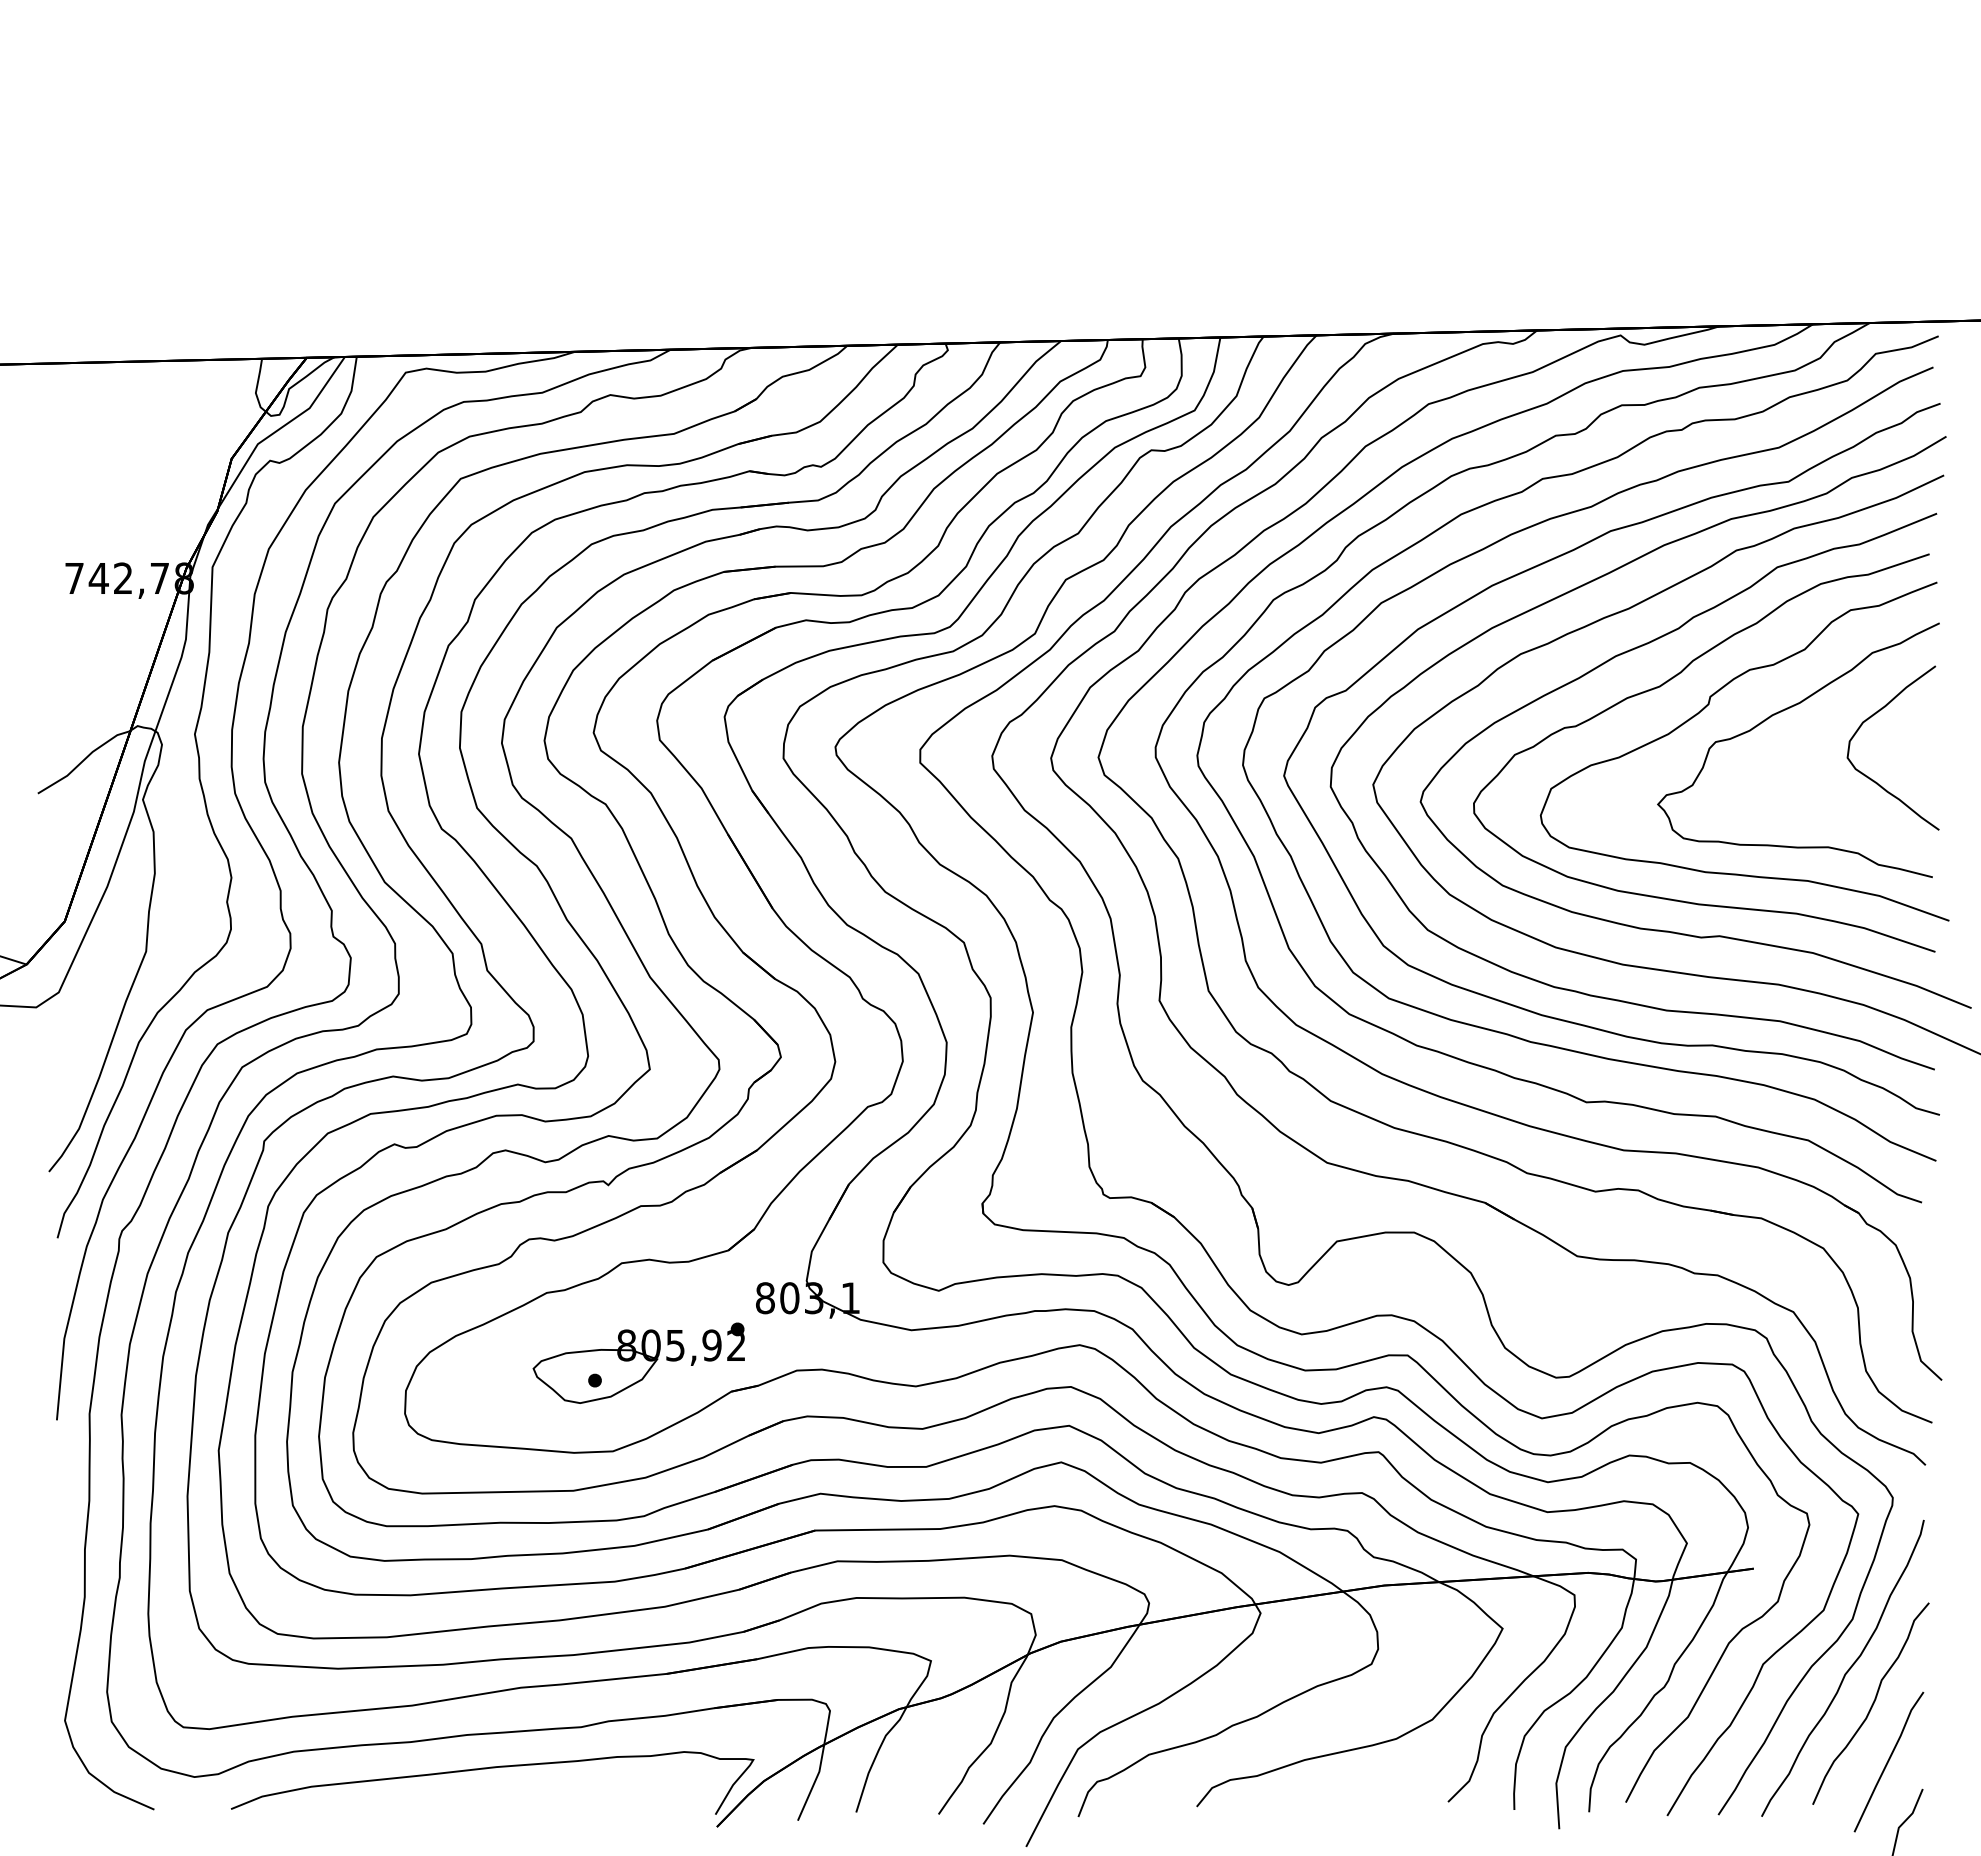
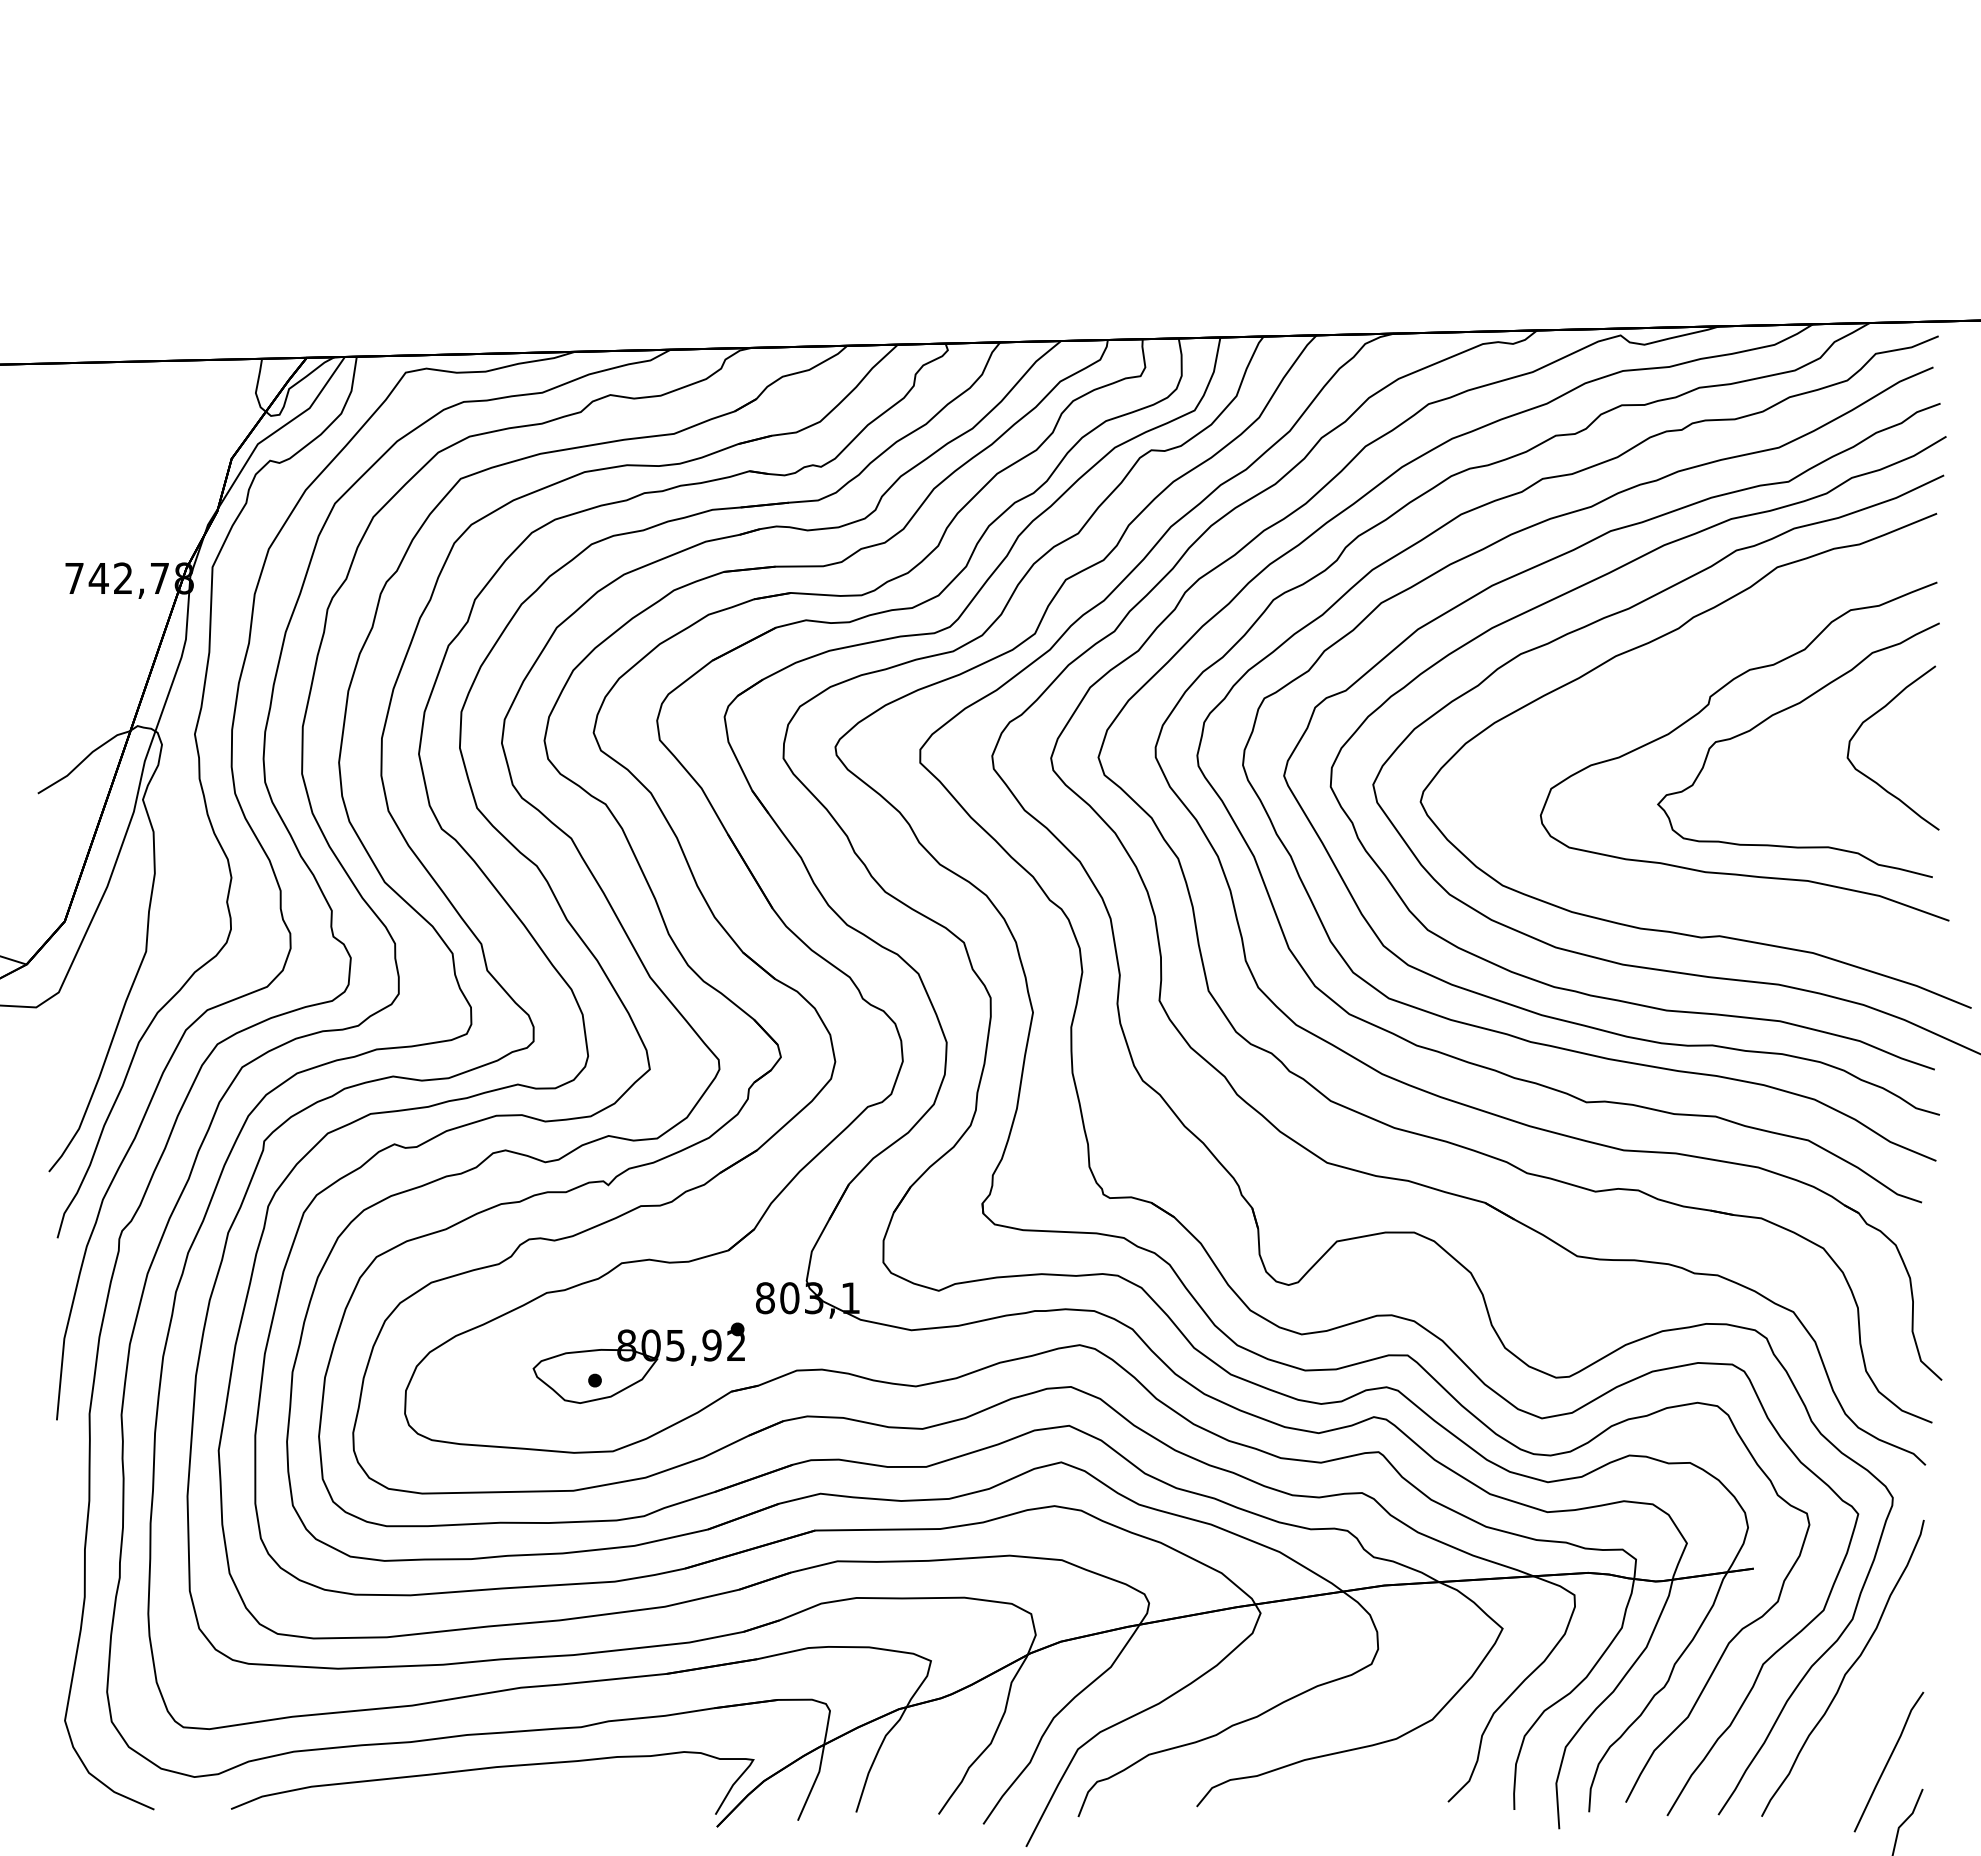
curve: present -> none (1660, 687)
curve: present -> none (1871, 1704)
